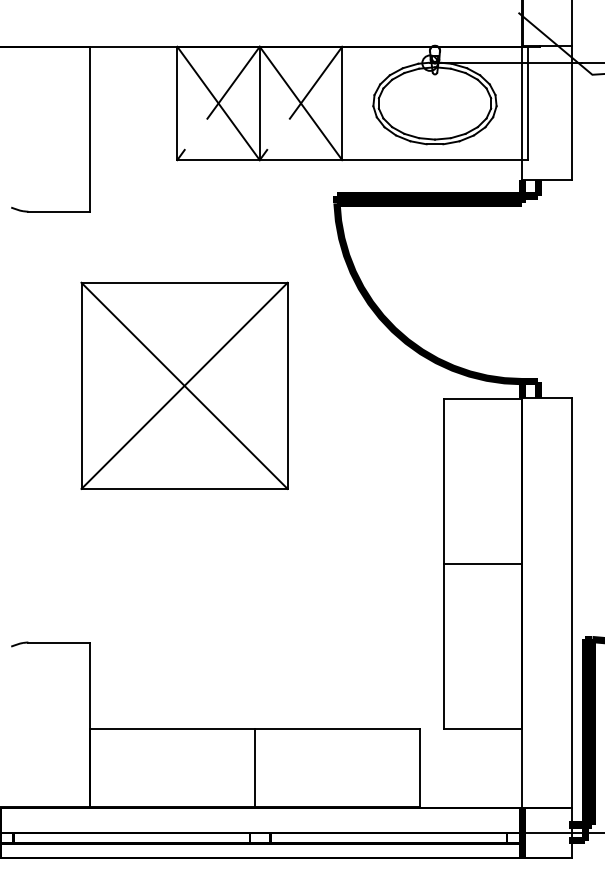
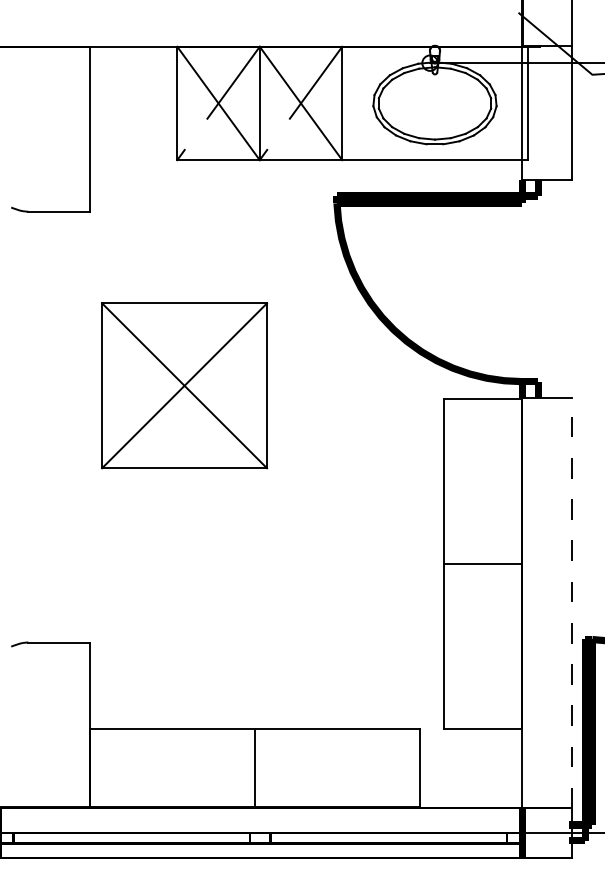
part size: 209x209 px -> 168x168 px (184, 385)
line: solid -> dashed (571, 602)
